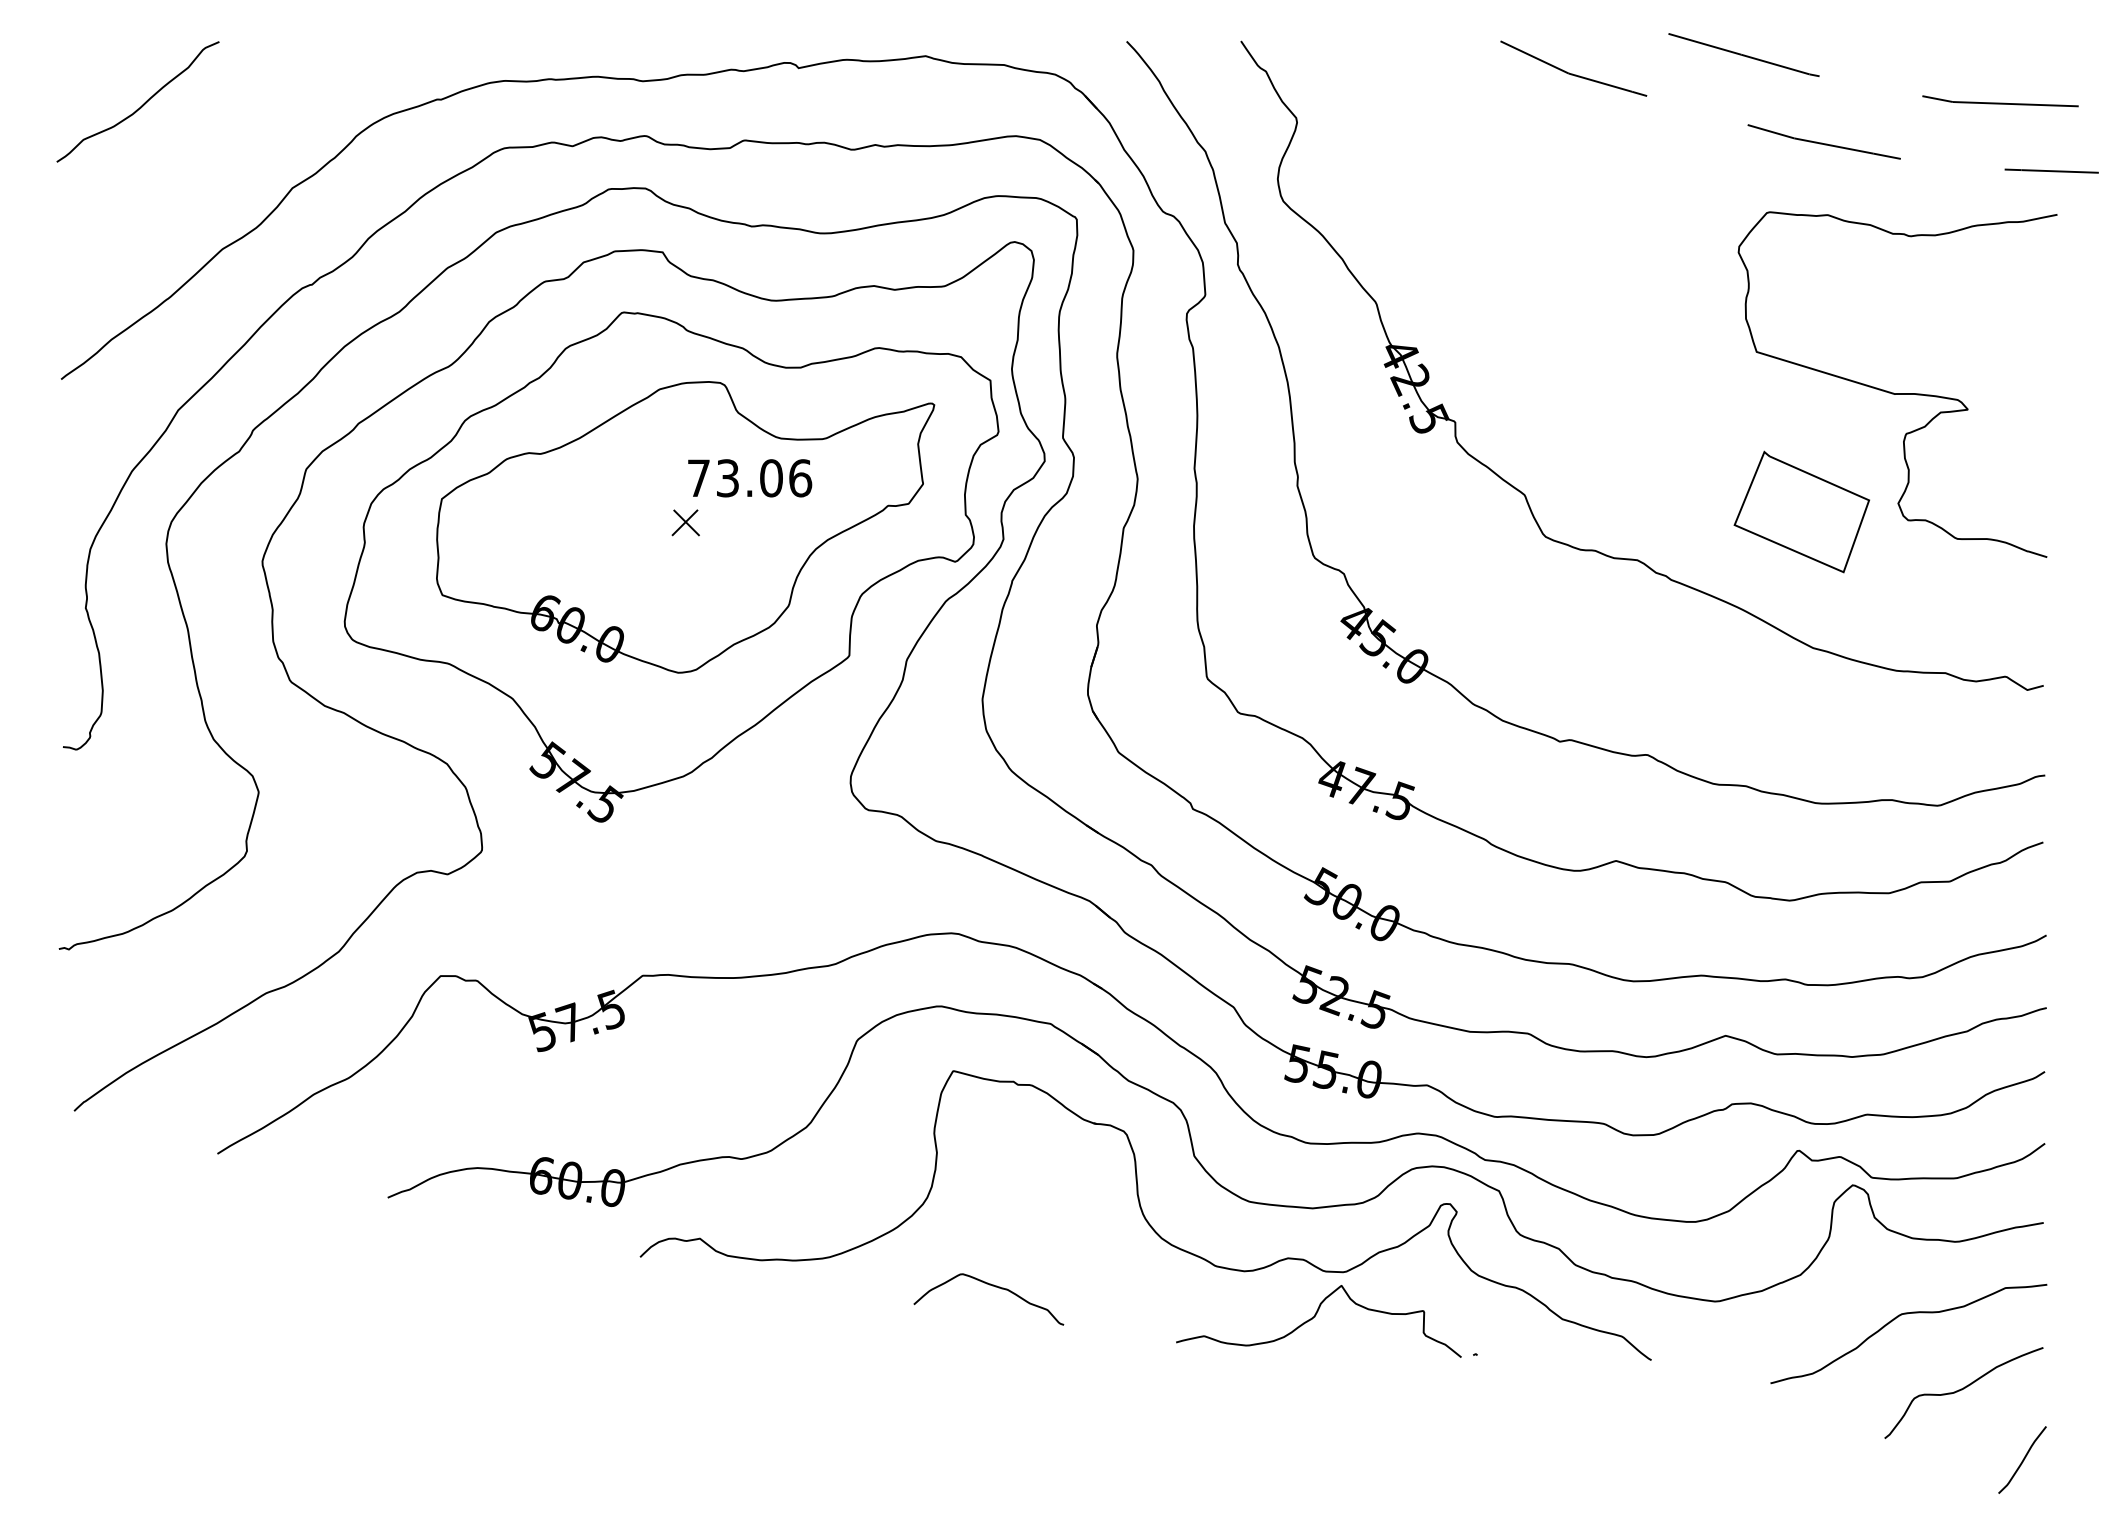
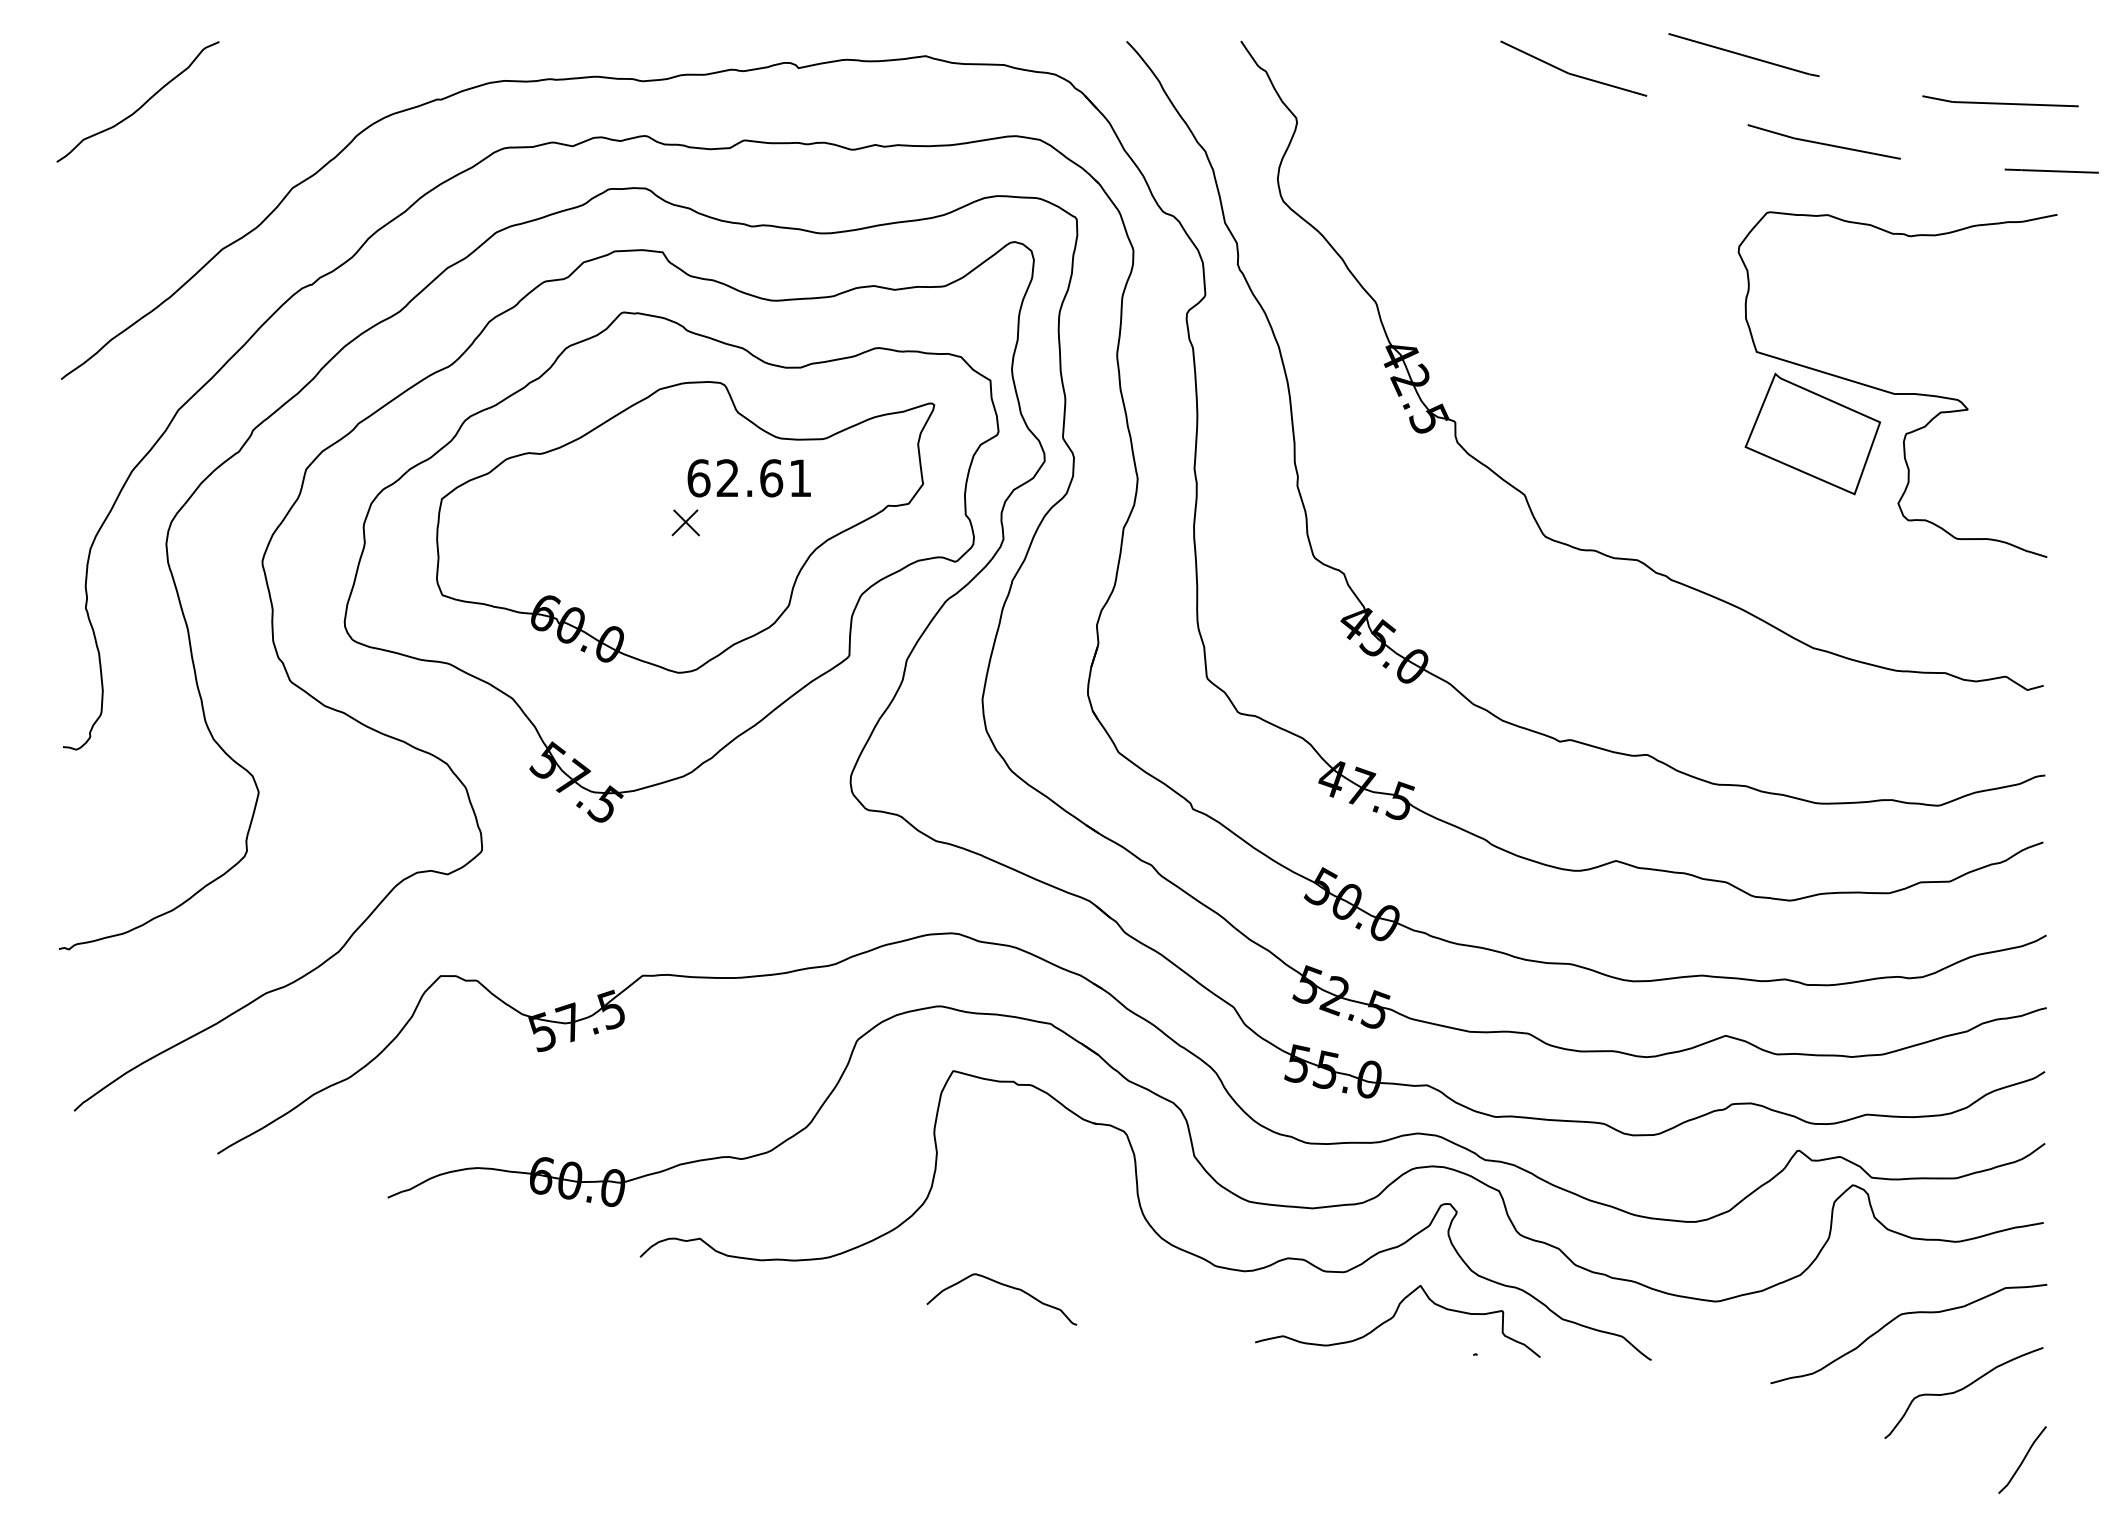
text: 73.06 -> 62.61 (749, 478)
part position: (1801, 511) -> (1812, 433) (1812, 433)
curve position: (992, 1286) -> (1005, 1286) (1005, 1286)
curve position: (1314, 1317) -> (1393, 1317) (1393, 1317)
